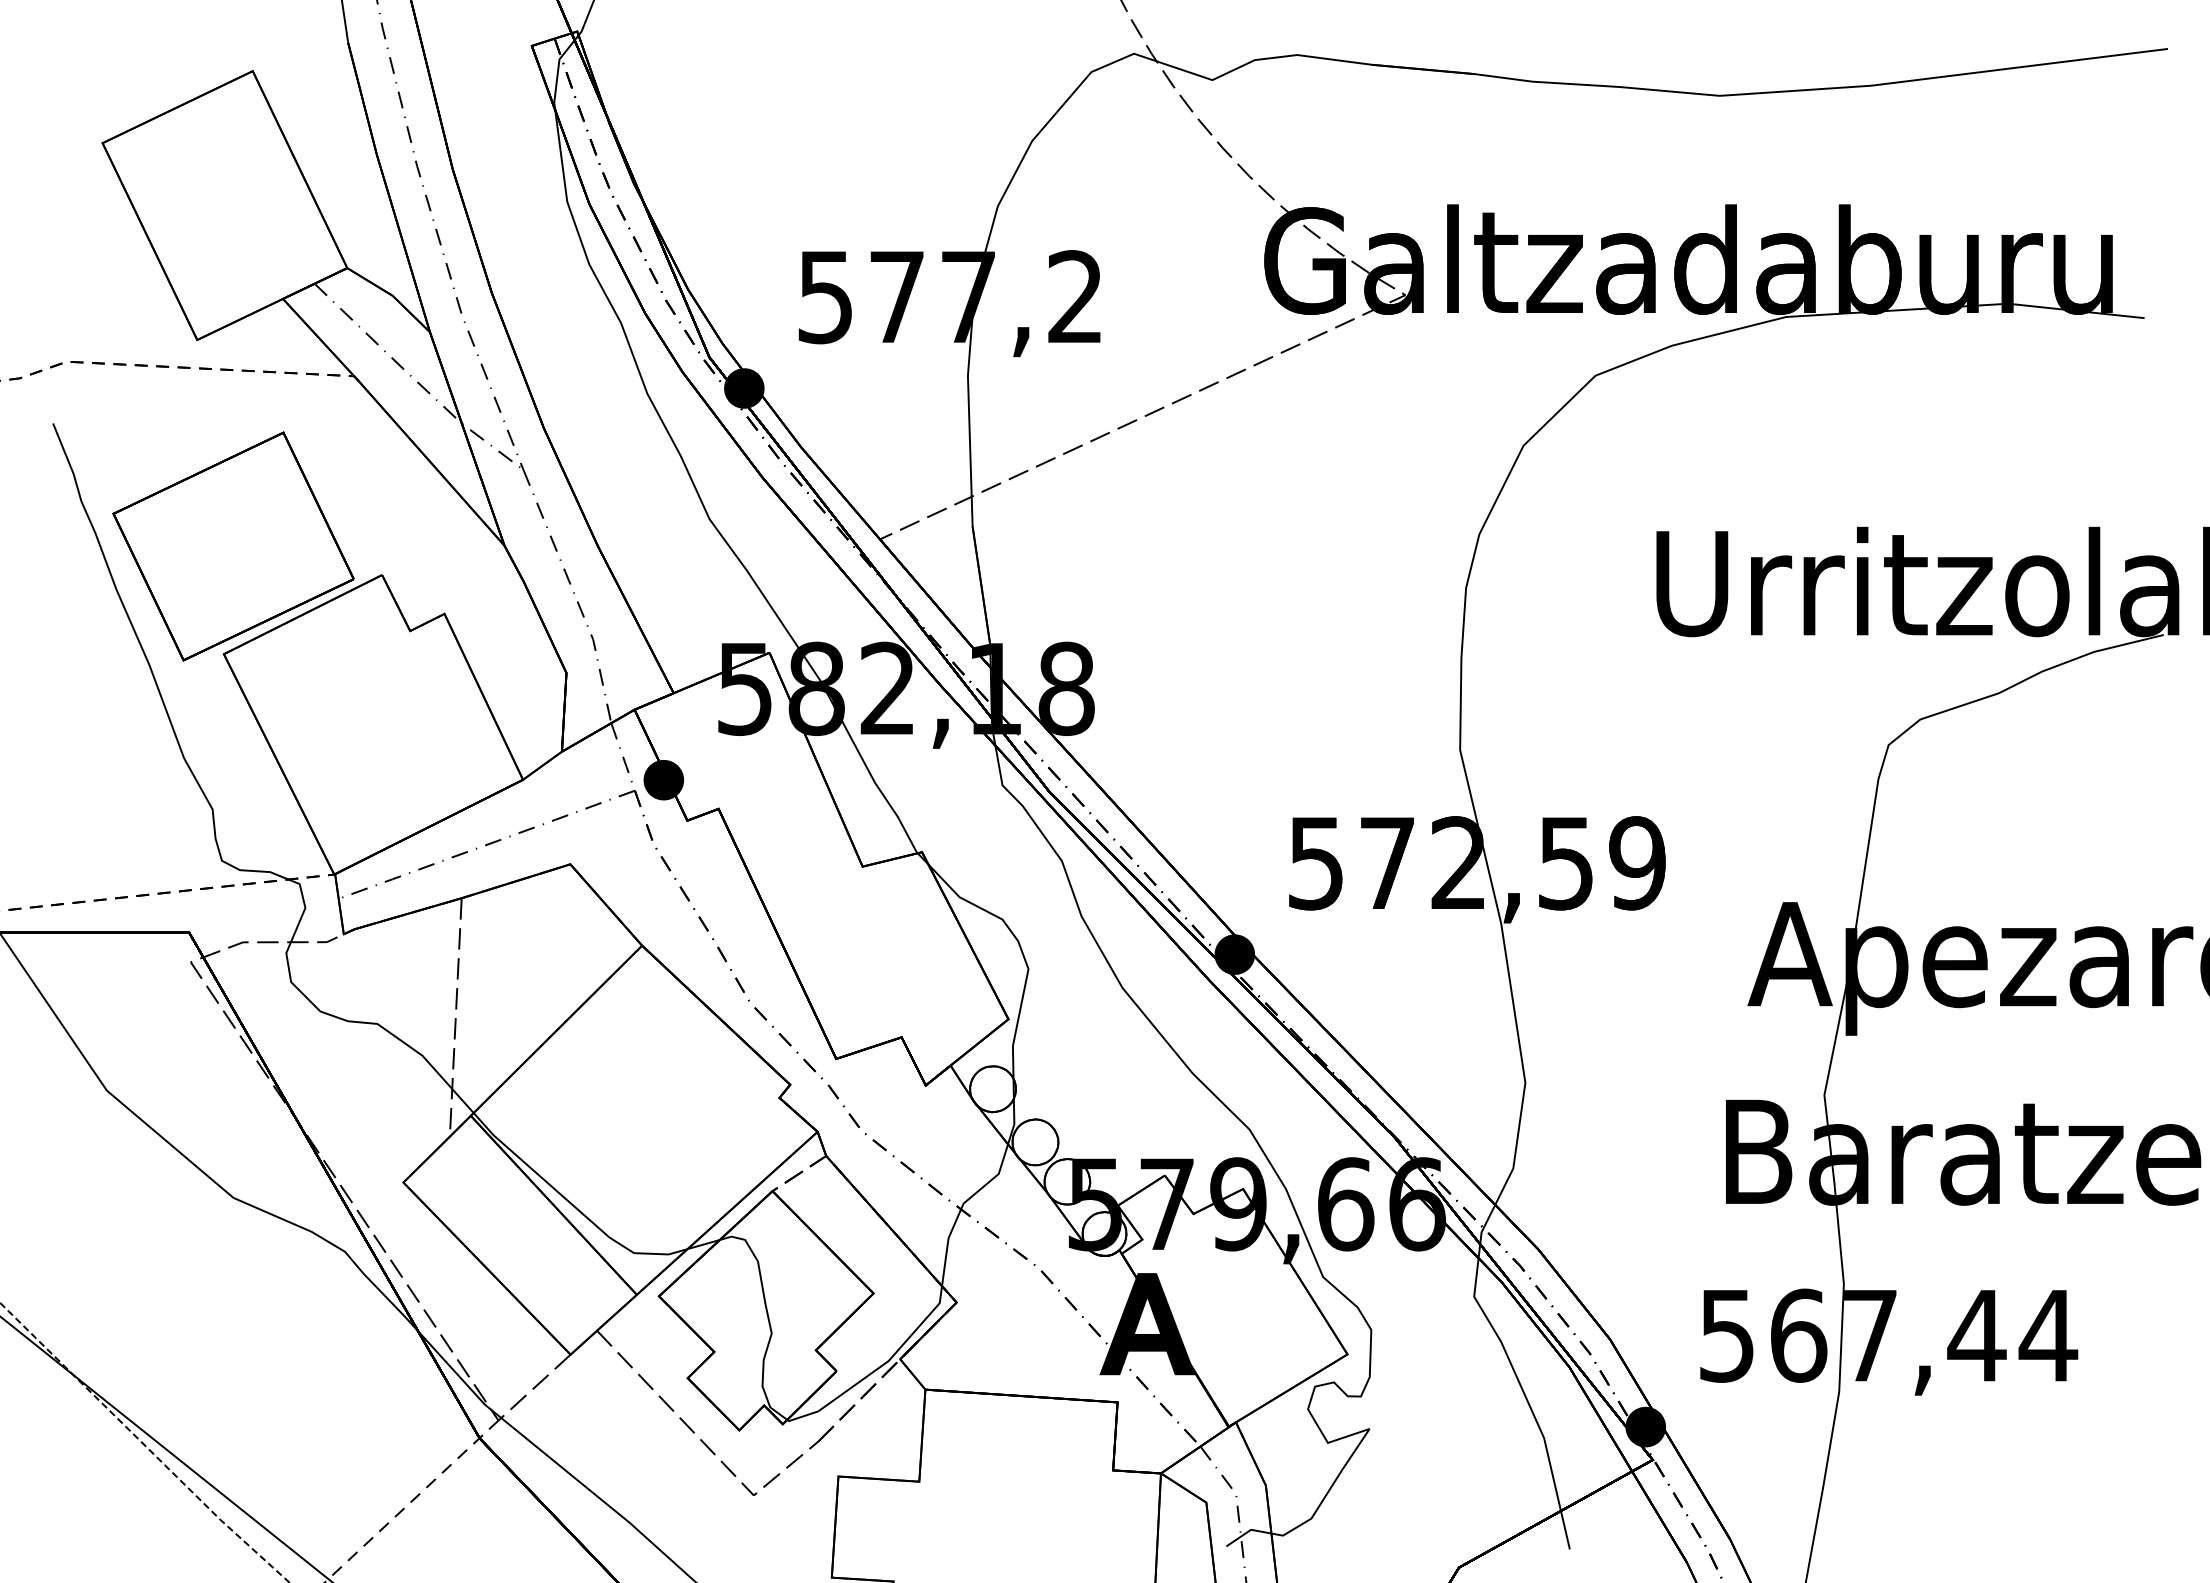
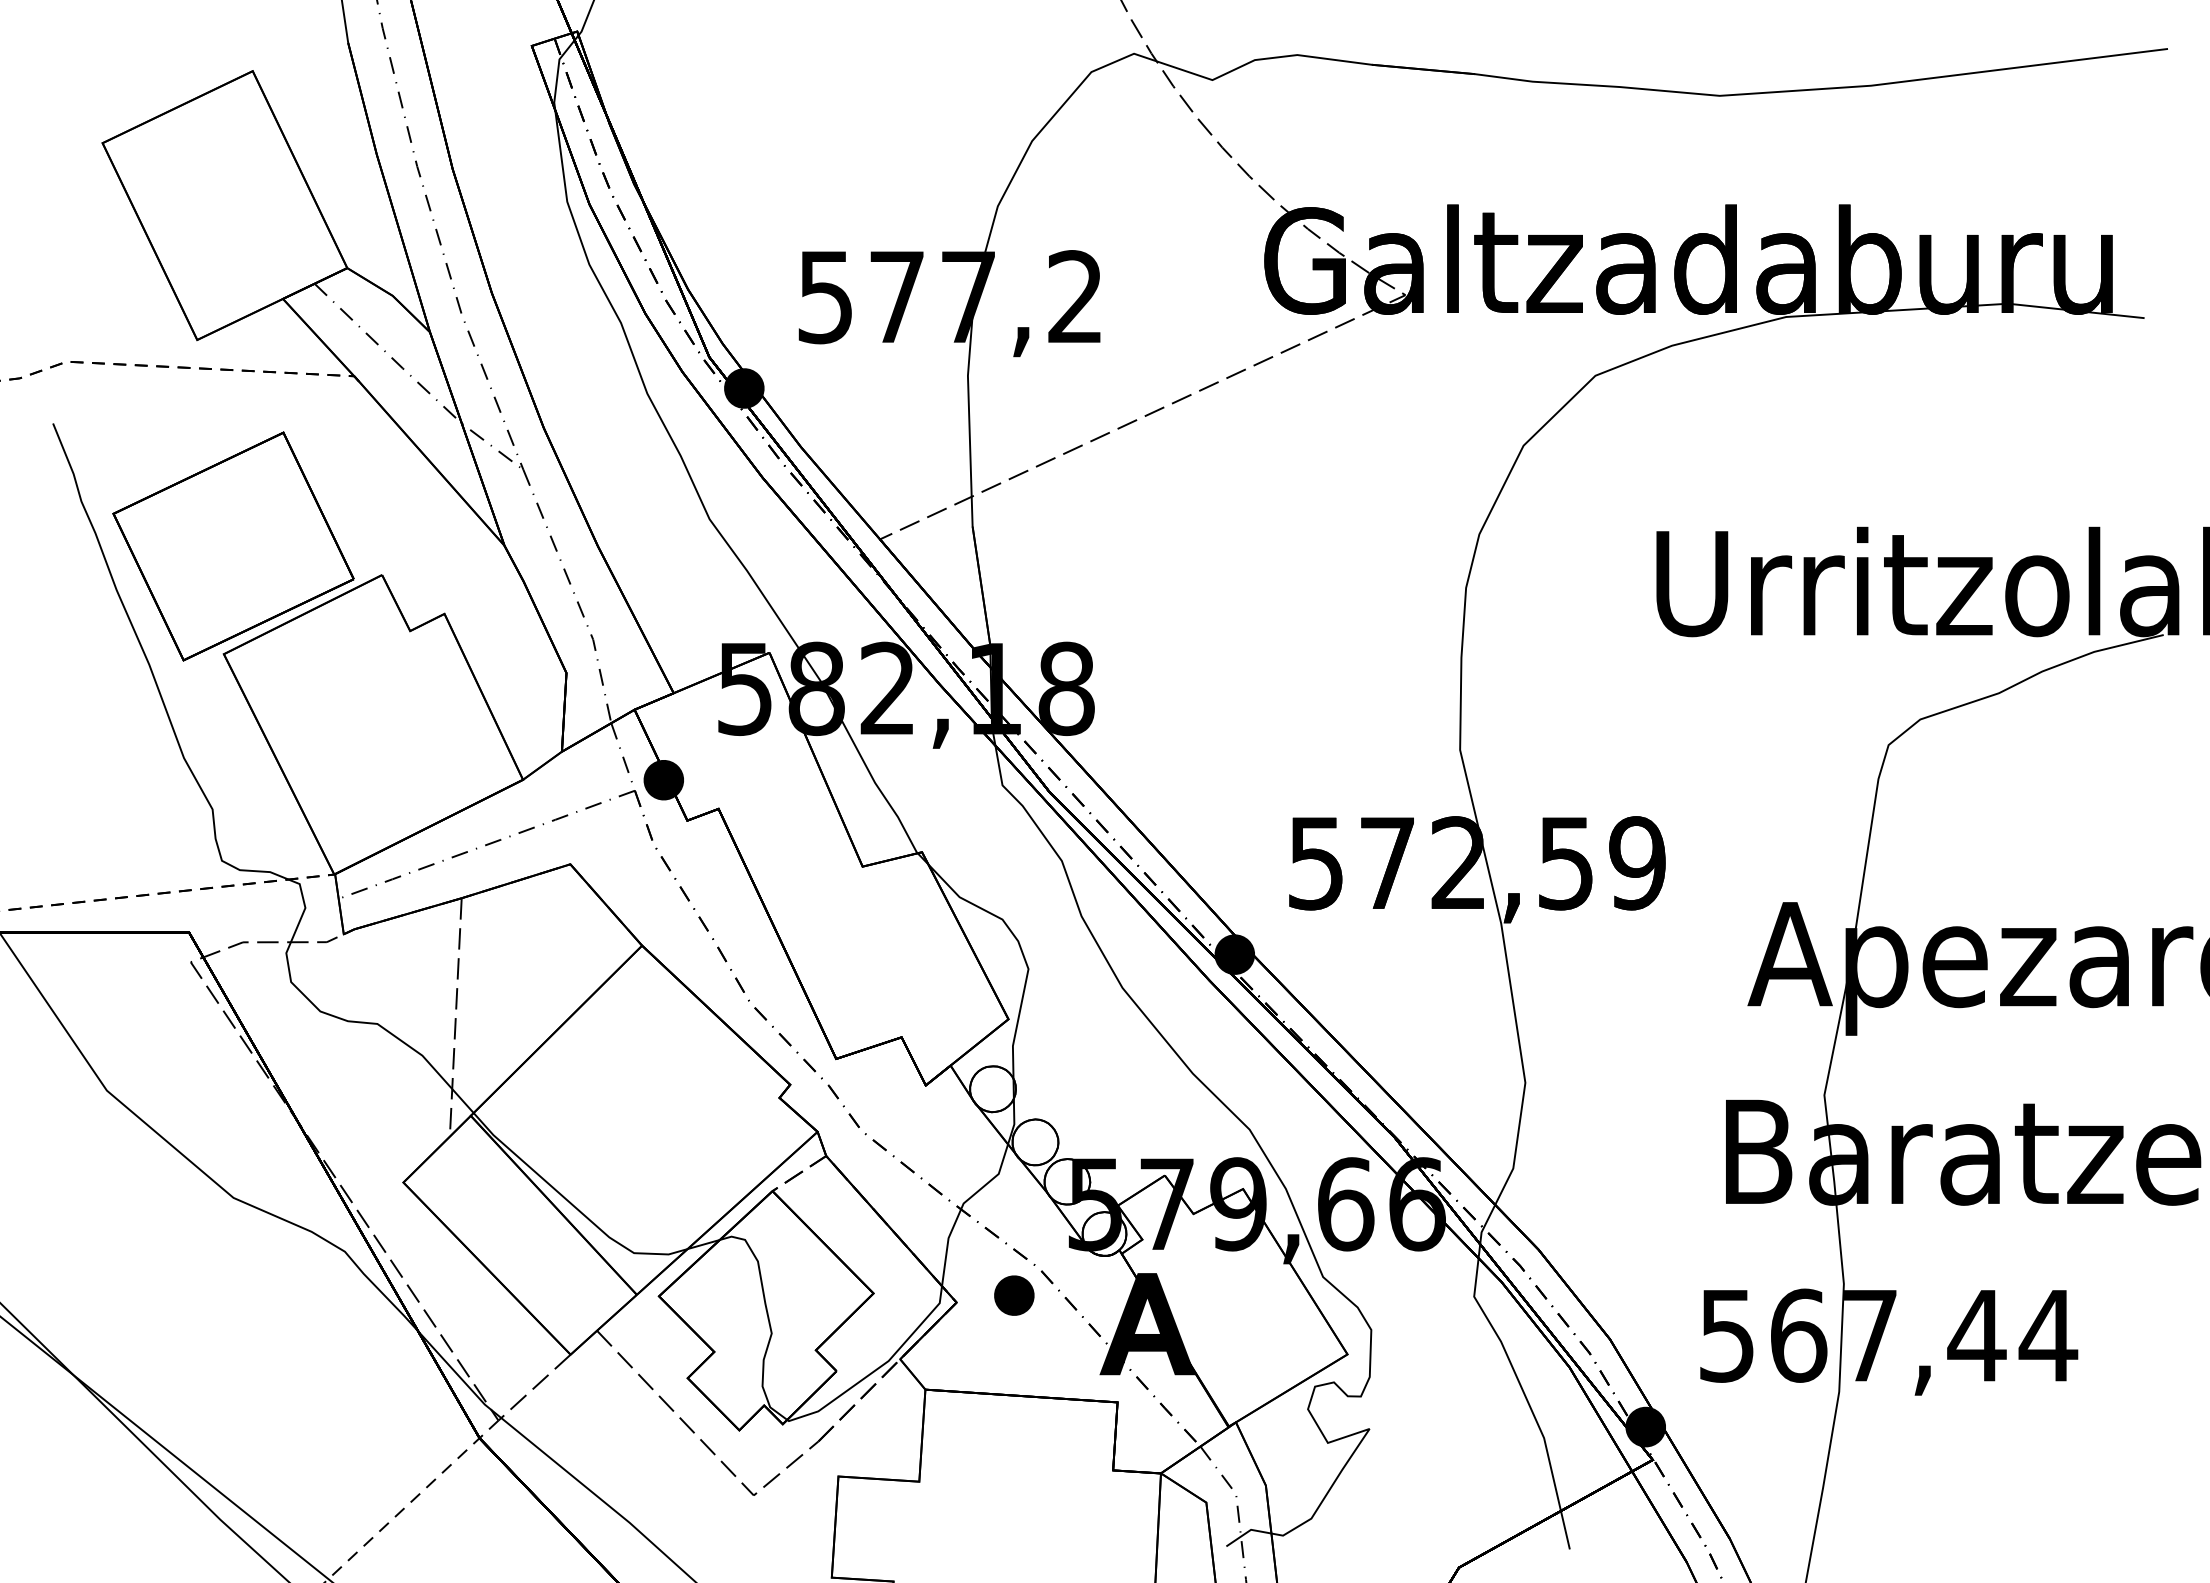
part: none -> present (1014, 1295)
line: dashed -> solid (144, 1444)
